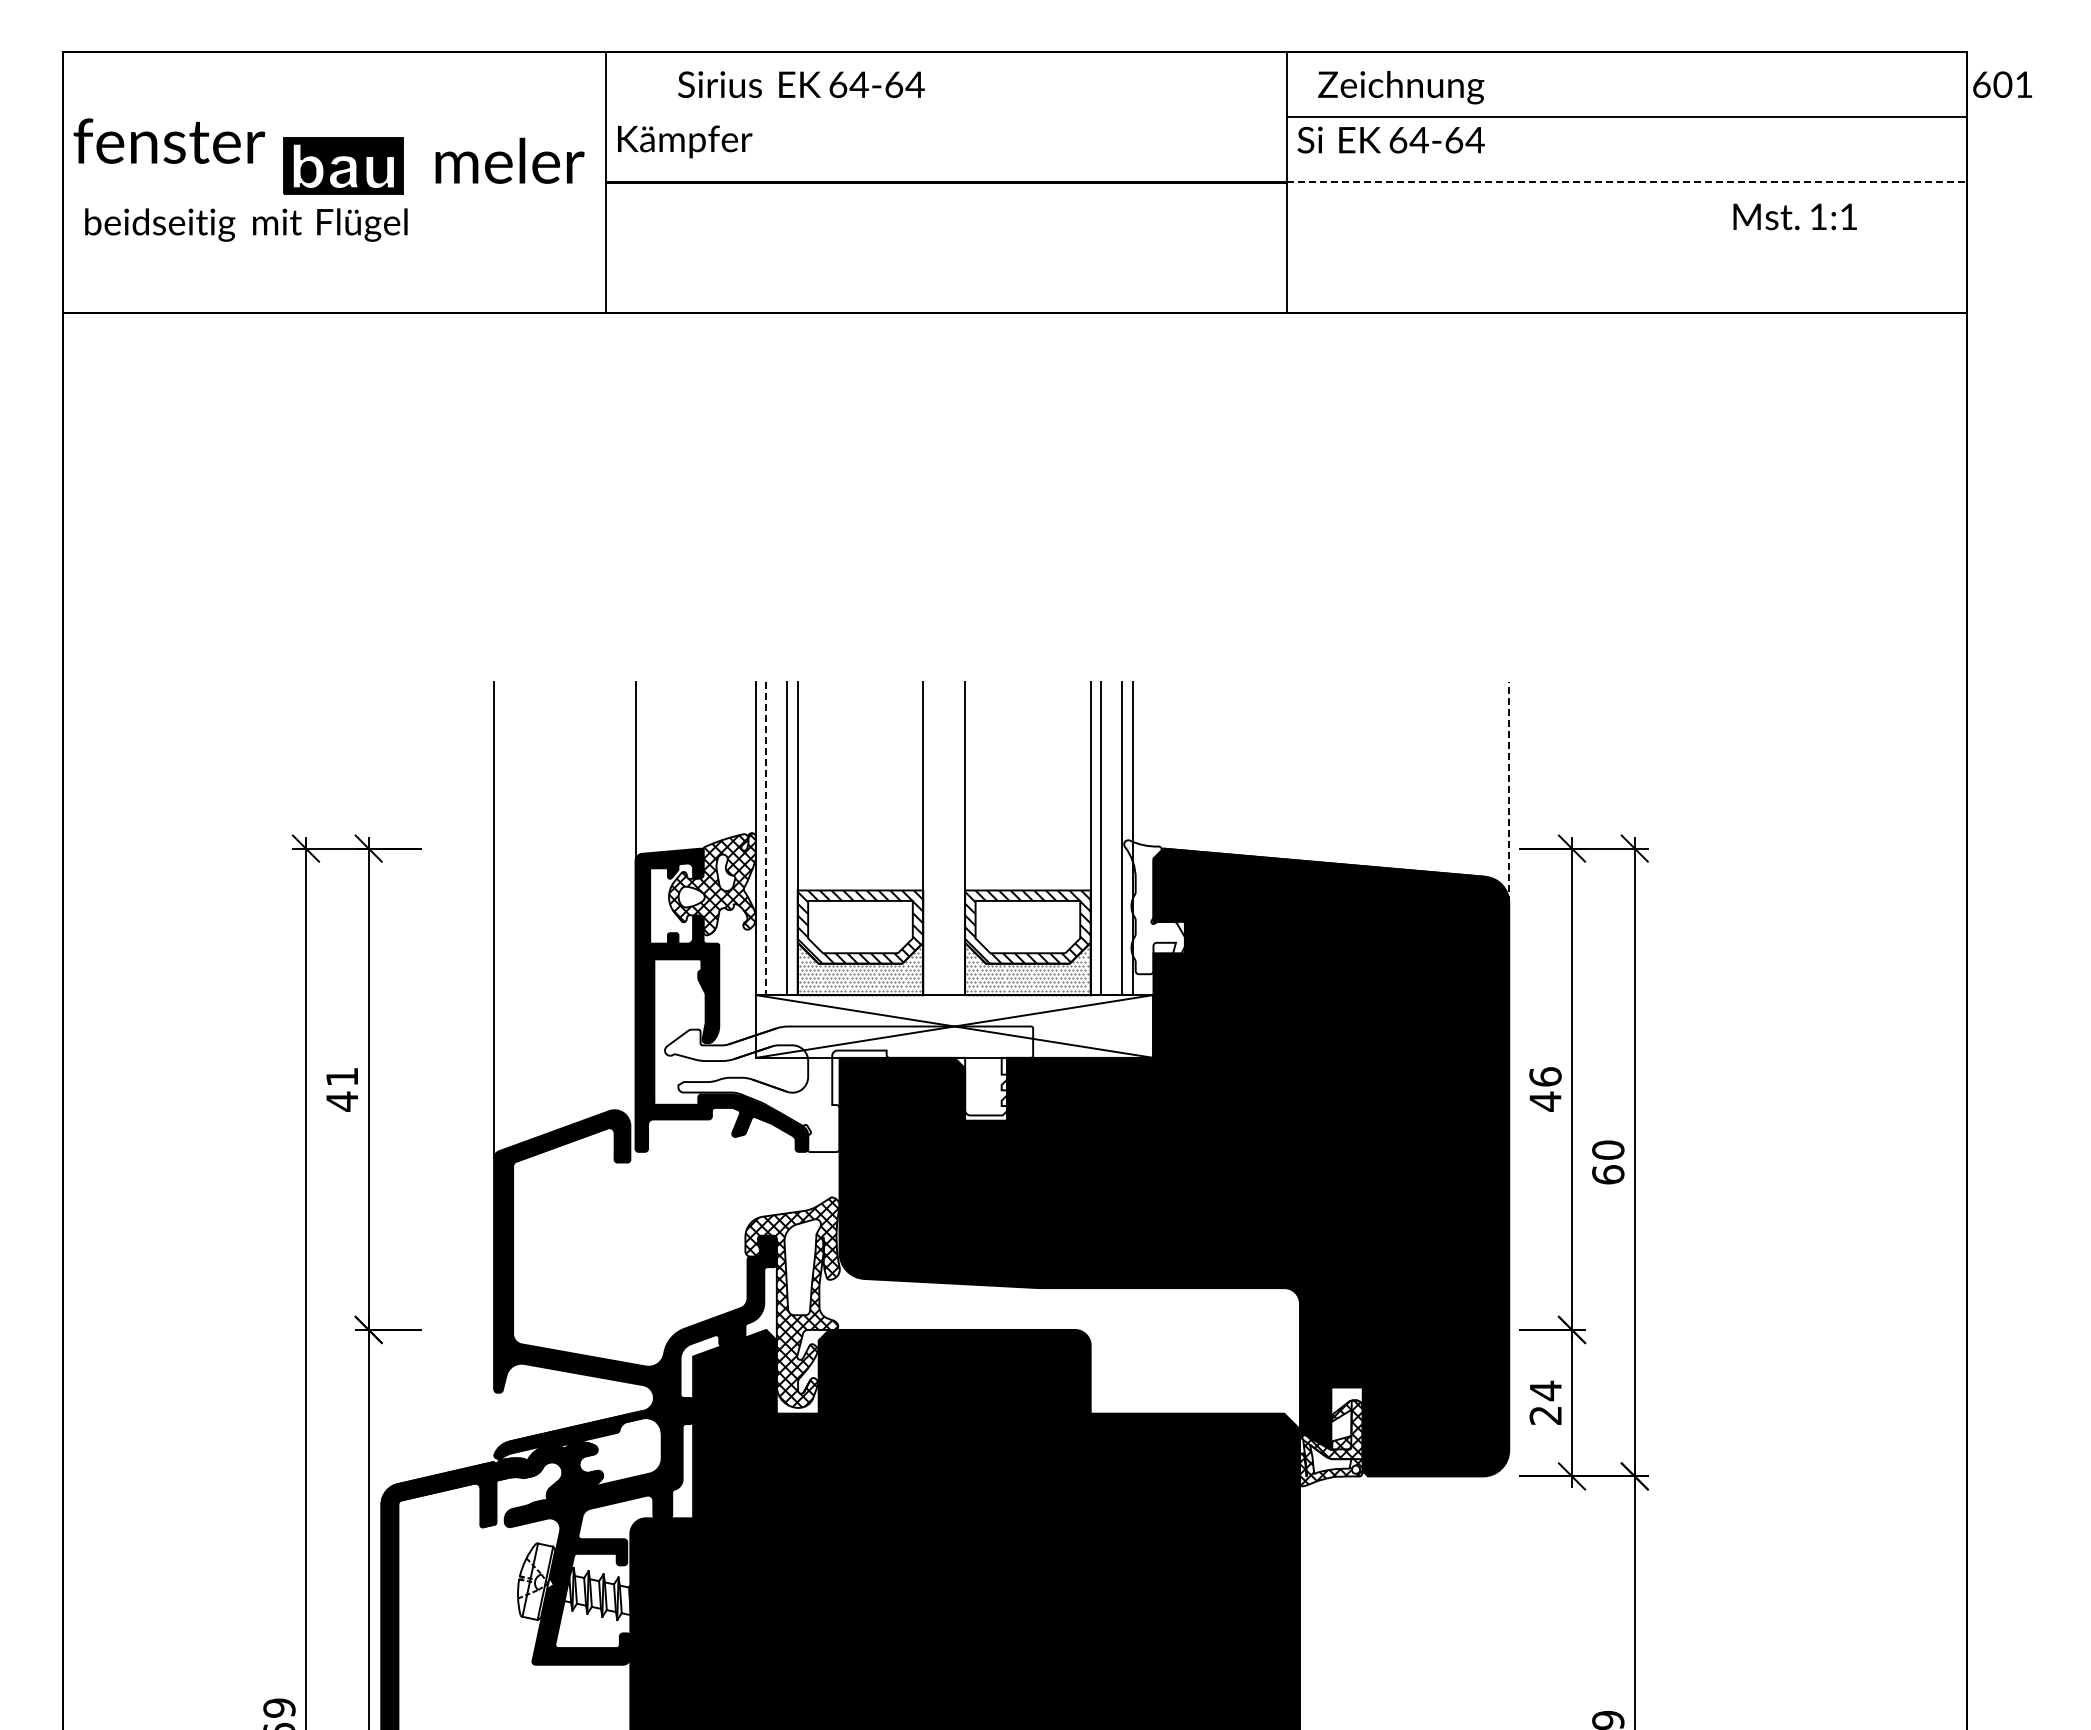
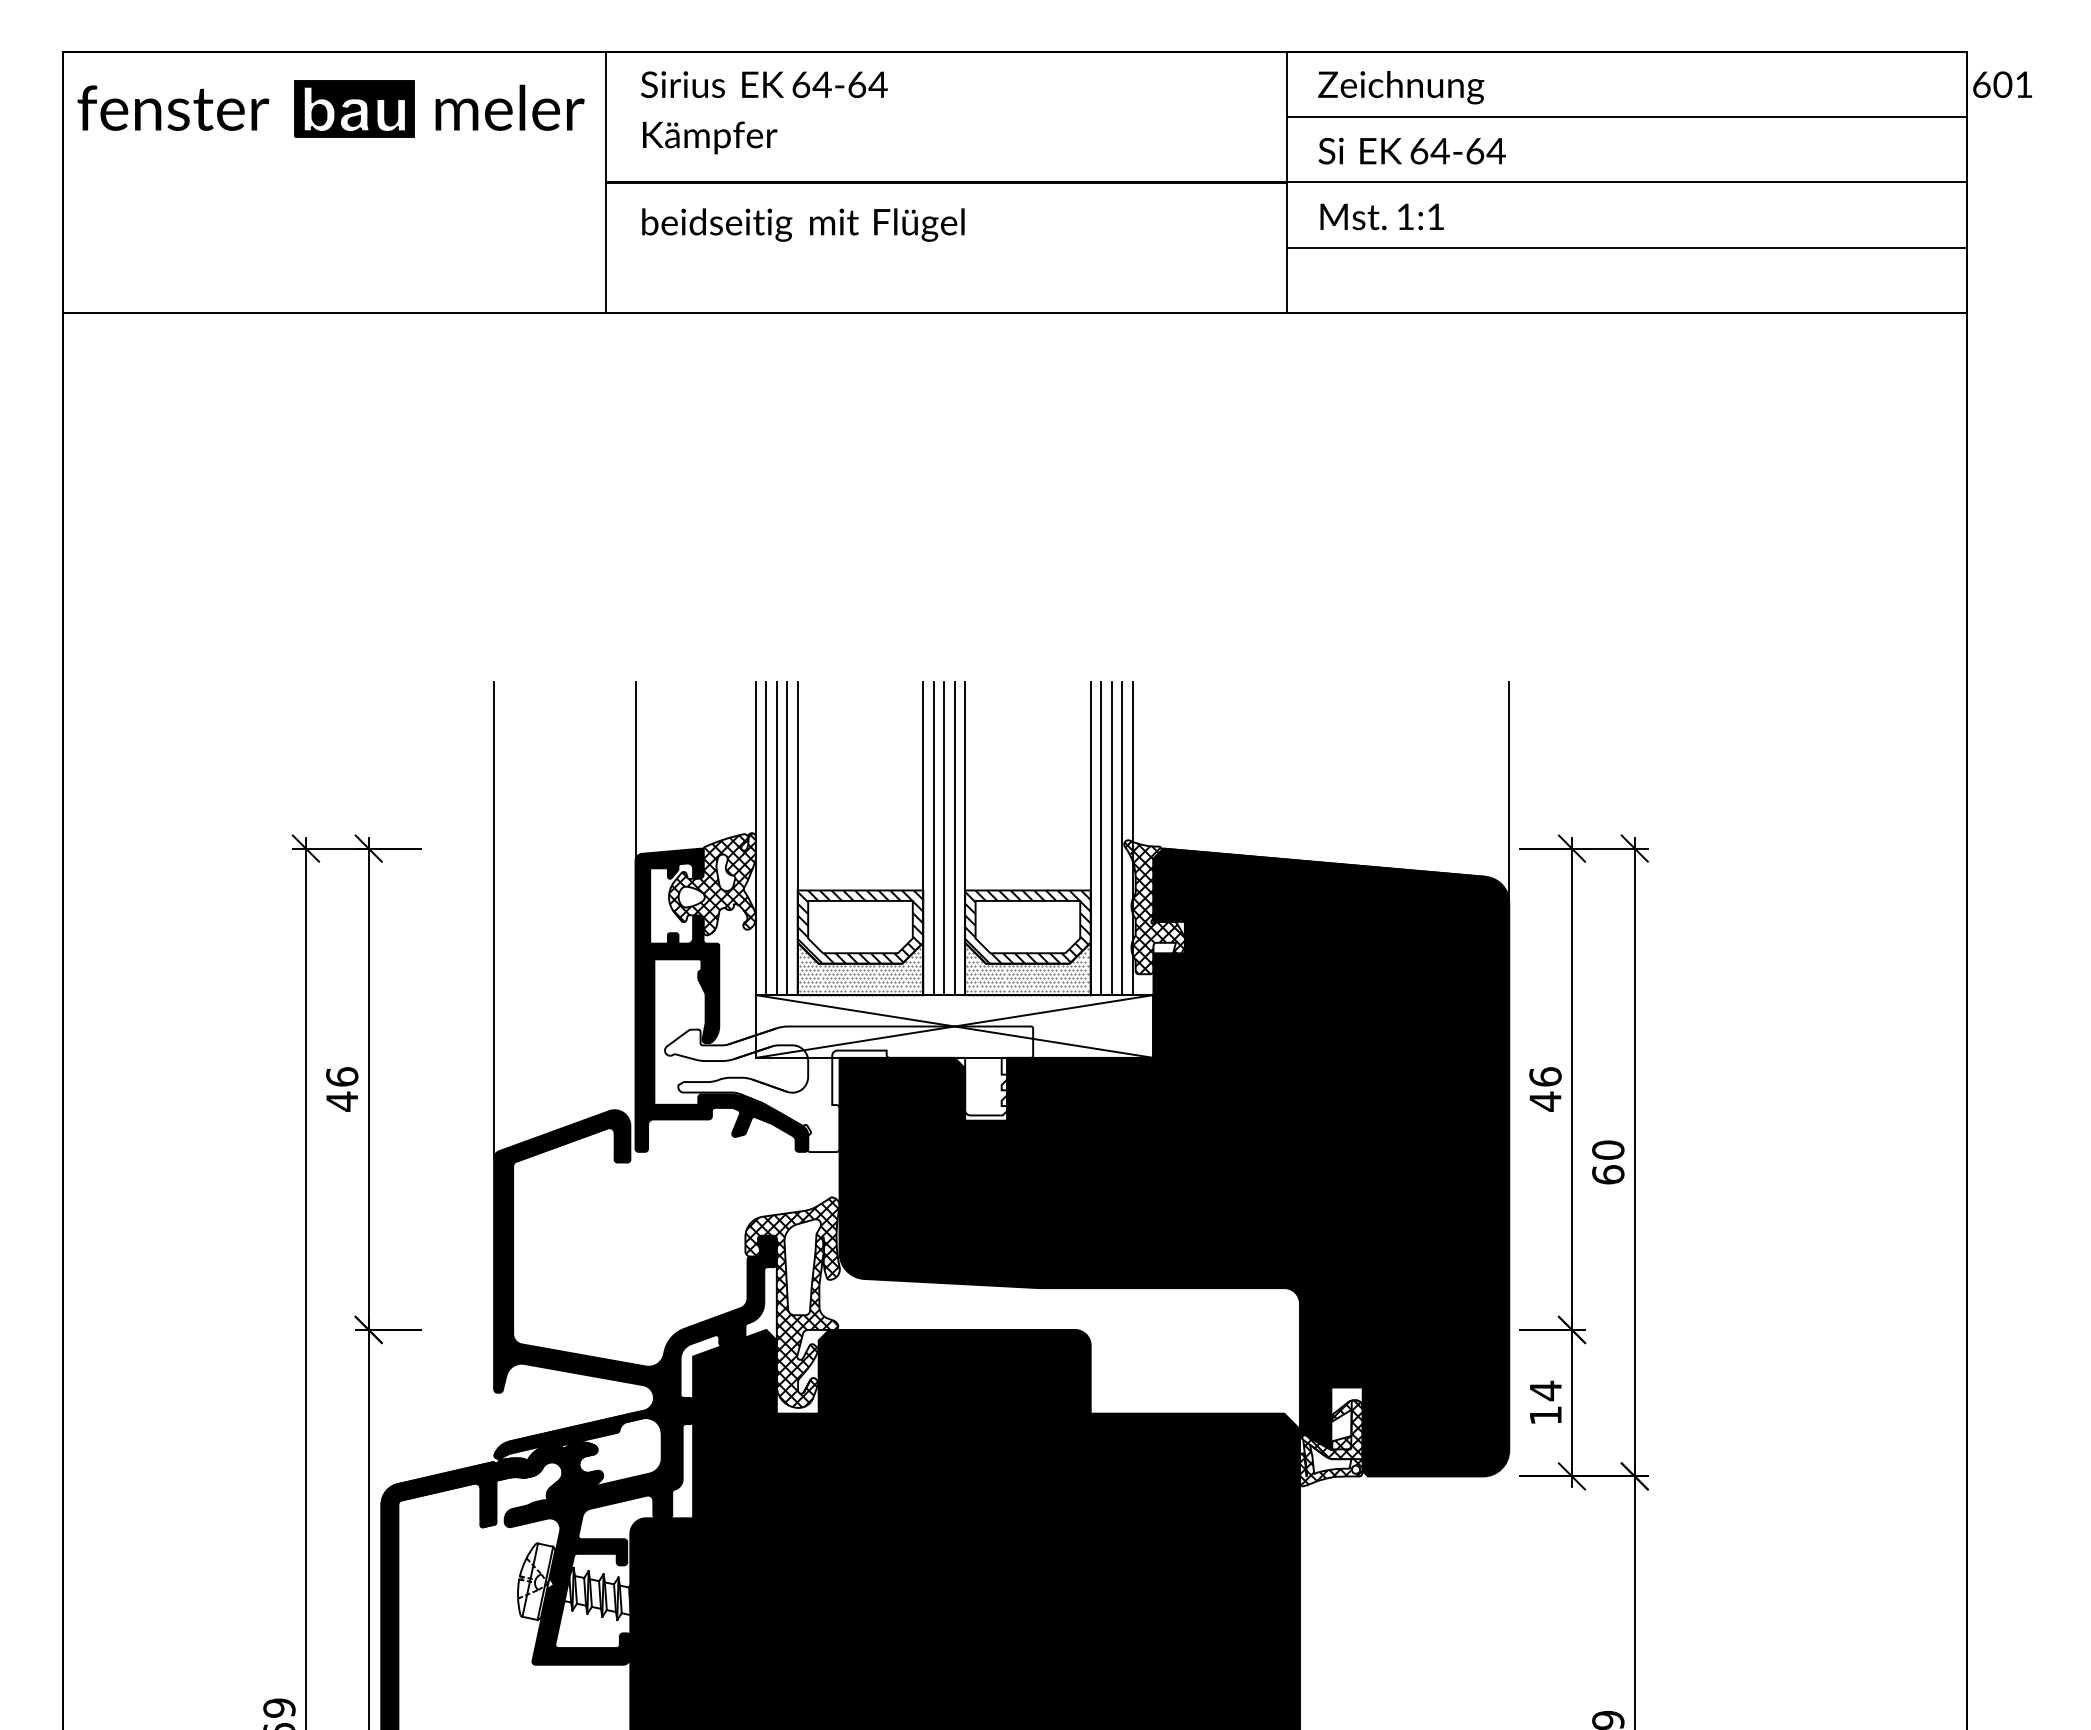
text position: (801, 84) -> (764, 84) (764, 84)
text position: (1390, 139) -> (1411, 150) (1411, 150)
text position: (169, 140) -> (173, 107) (173, 107)
text position: (685, 141) -> (710, 137) (710, 137)
text position: (509, 160) -> (509, 107) (509, 107)
part position: (343, 165) -> (354, 108) (354, 108)
line: dashed -> solid (1627, 182)
text position: (1794, 216) -> (1381, 216) (1381, 216)
text position: (246, 224) -> (803, 224) (803, 224)
line: none -> present (1626, 247)
line: dashed -> solid (1509, 792)
line: none -> present (776, 838)
line: none -> present (933, 838)
line: none -> present (944, 838)
line: none -> present (954, 838)
line: none -> present (1111, 838)
line: dashed -> solid (766, 839)
hatch: none -> present (1155, 907)
text: 41 -> 46 (342, 1076)
text: 24 -> 14 (1545, 1415)
